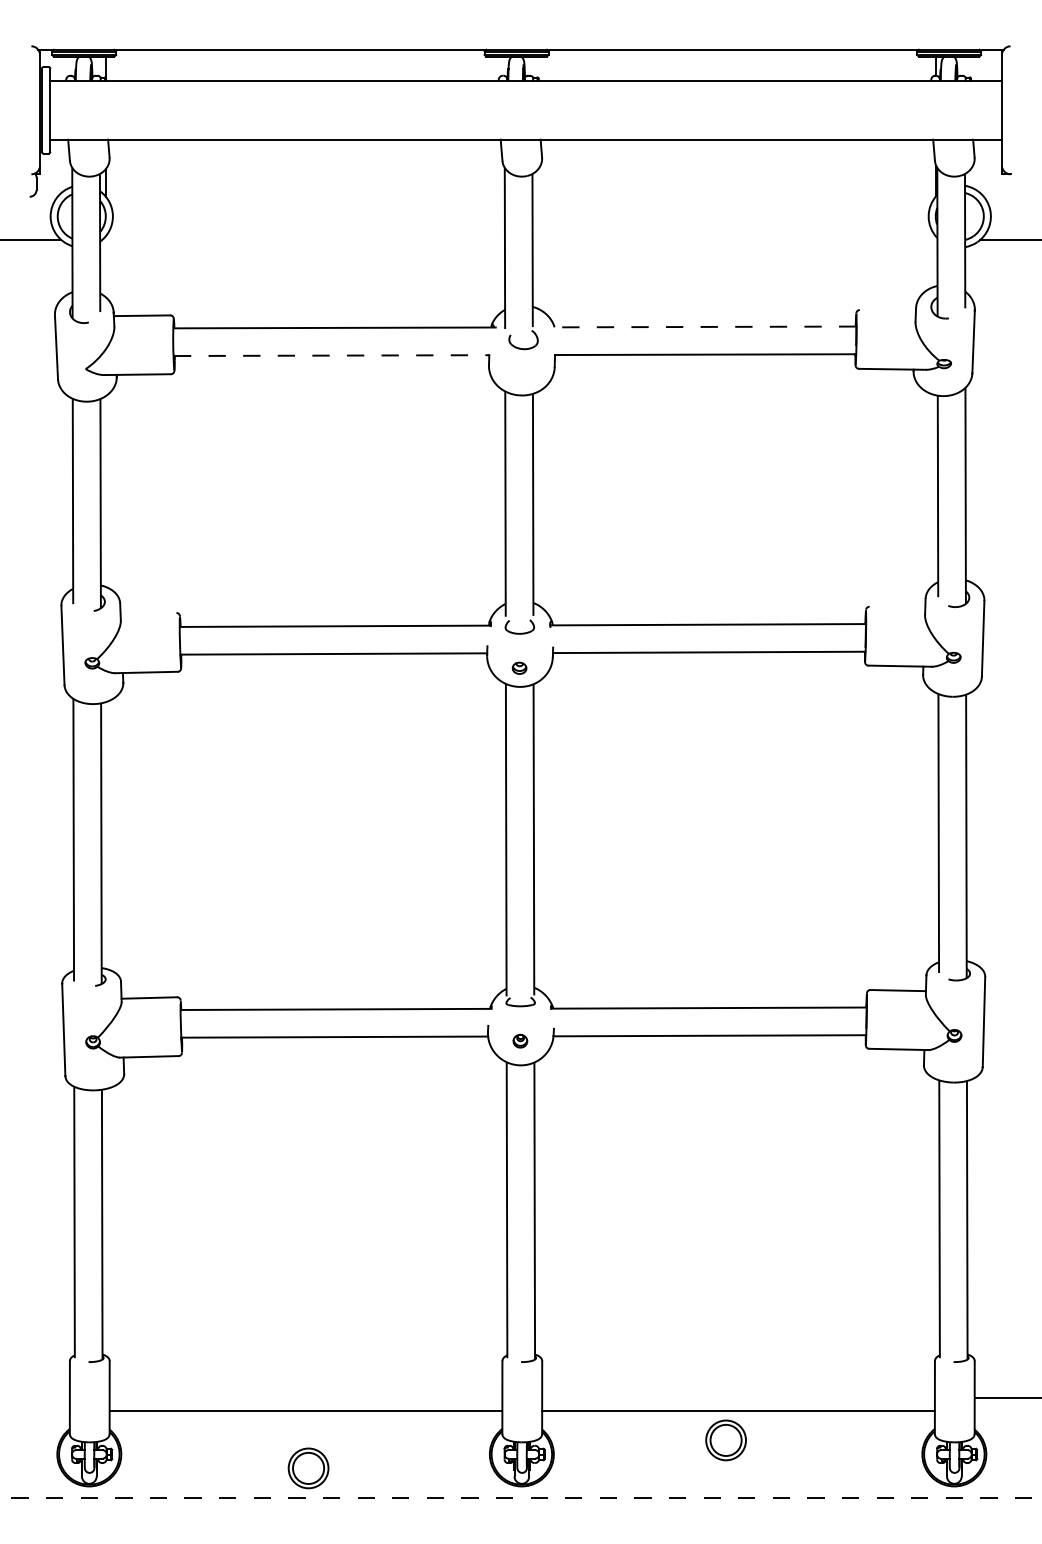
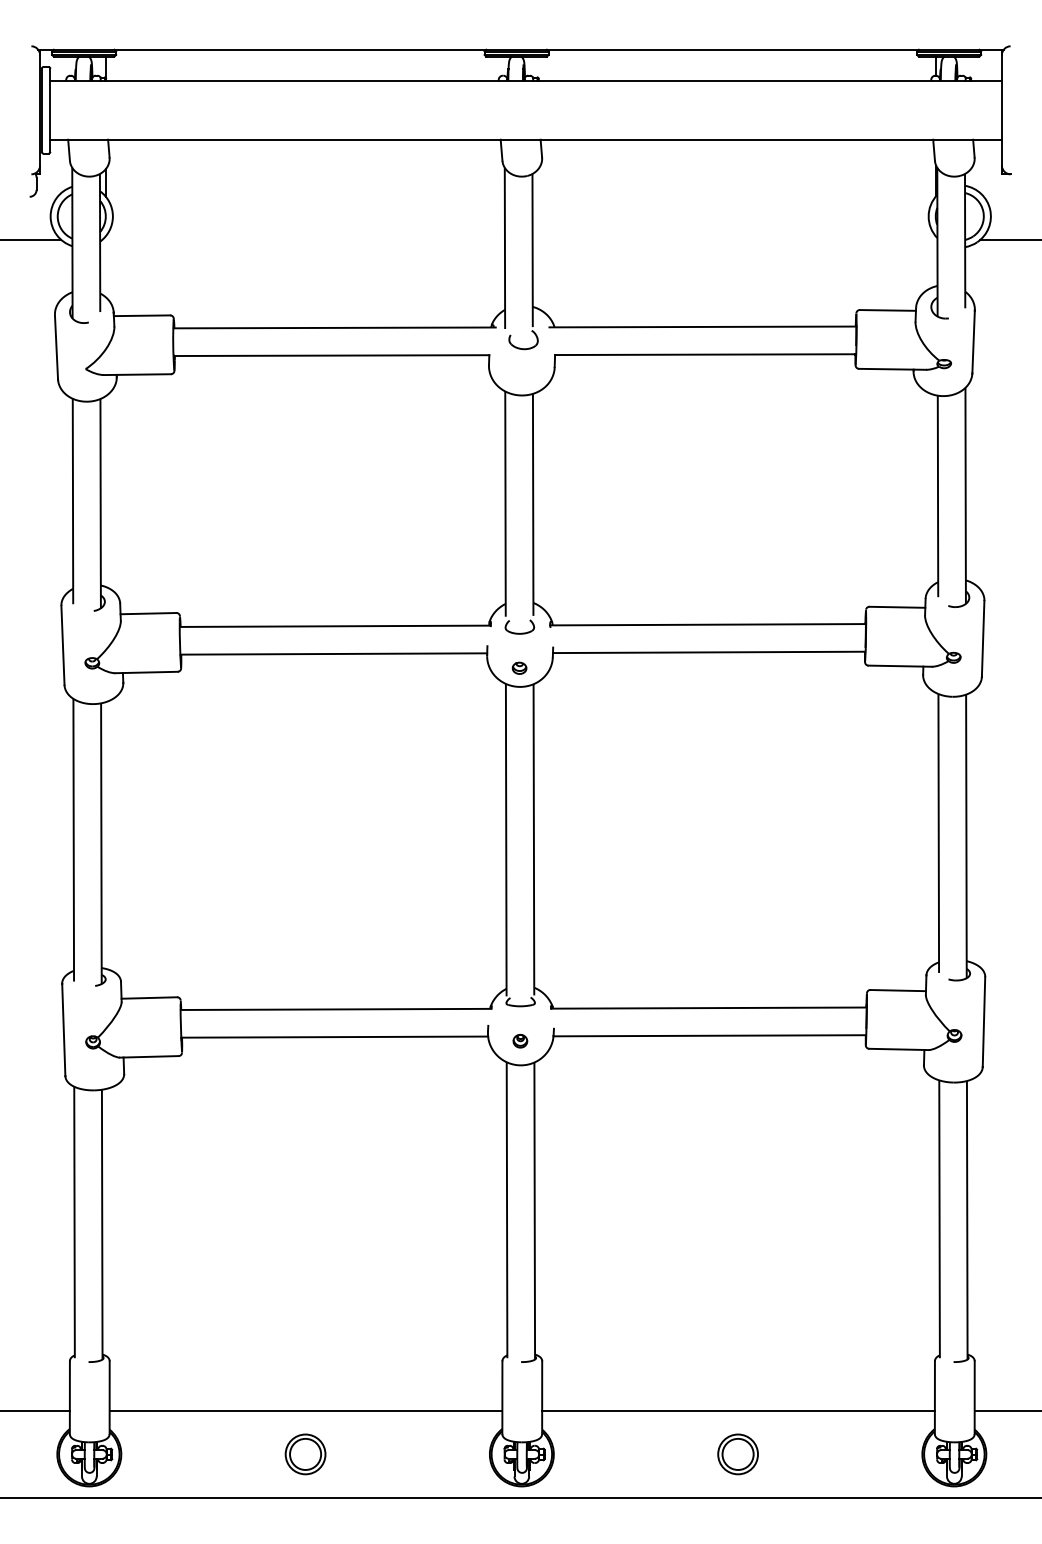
line: none -> present (887, 310)
line: dashed -> solid (702, 326)
line: dashed -> solid (331, 355)
line: none -> present (897, 606)
line: none -> present (148, 613)
line position: (1006, 1398) -> (1006, 1411) (1006, 1411)
line: none -> present (35, 1411)
part position: (725, 1440) -> (737, 1454) (737, 1454)
part position: (308, 1468) -> (305, 1454) (305, 1454)
line: dashed -> solid (521, 1497)
